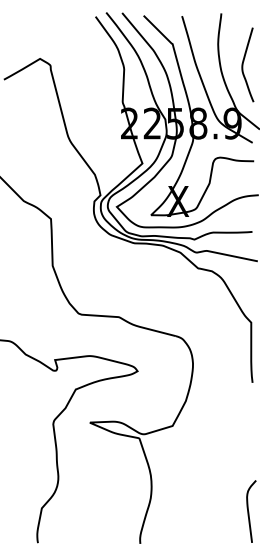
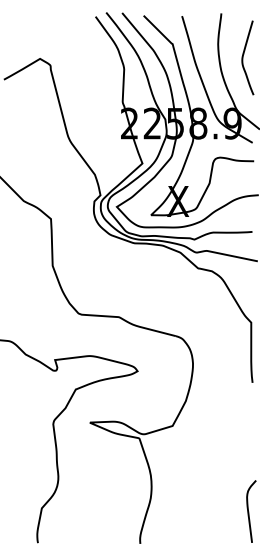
curve position: (243, 64) -> (243, 57) (243, 57)
